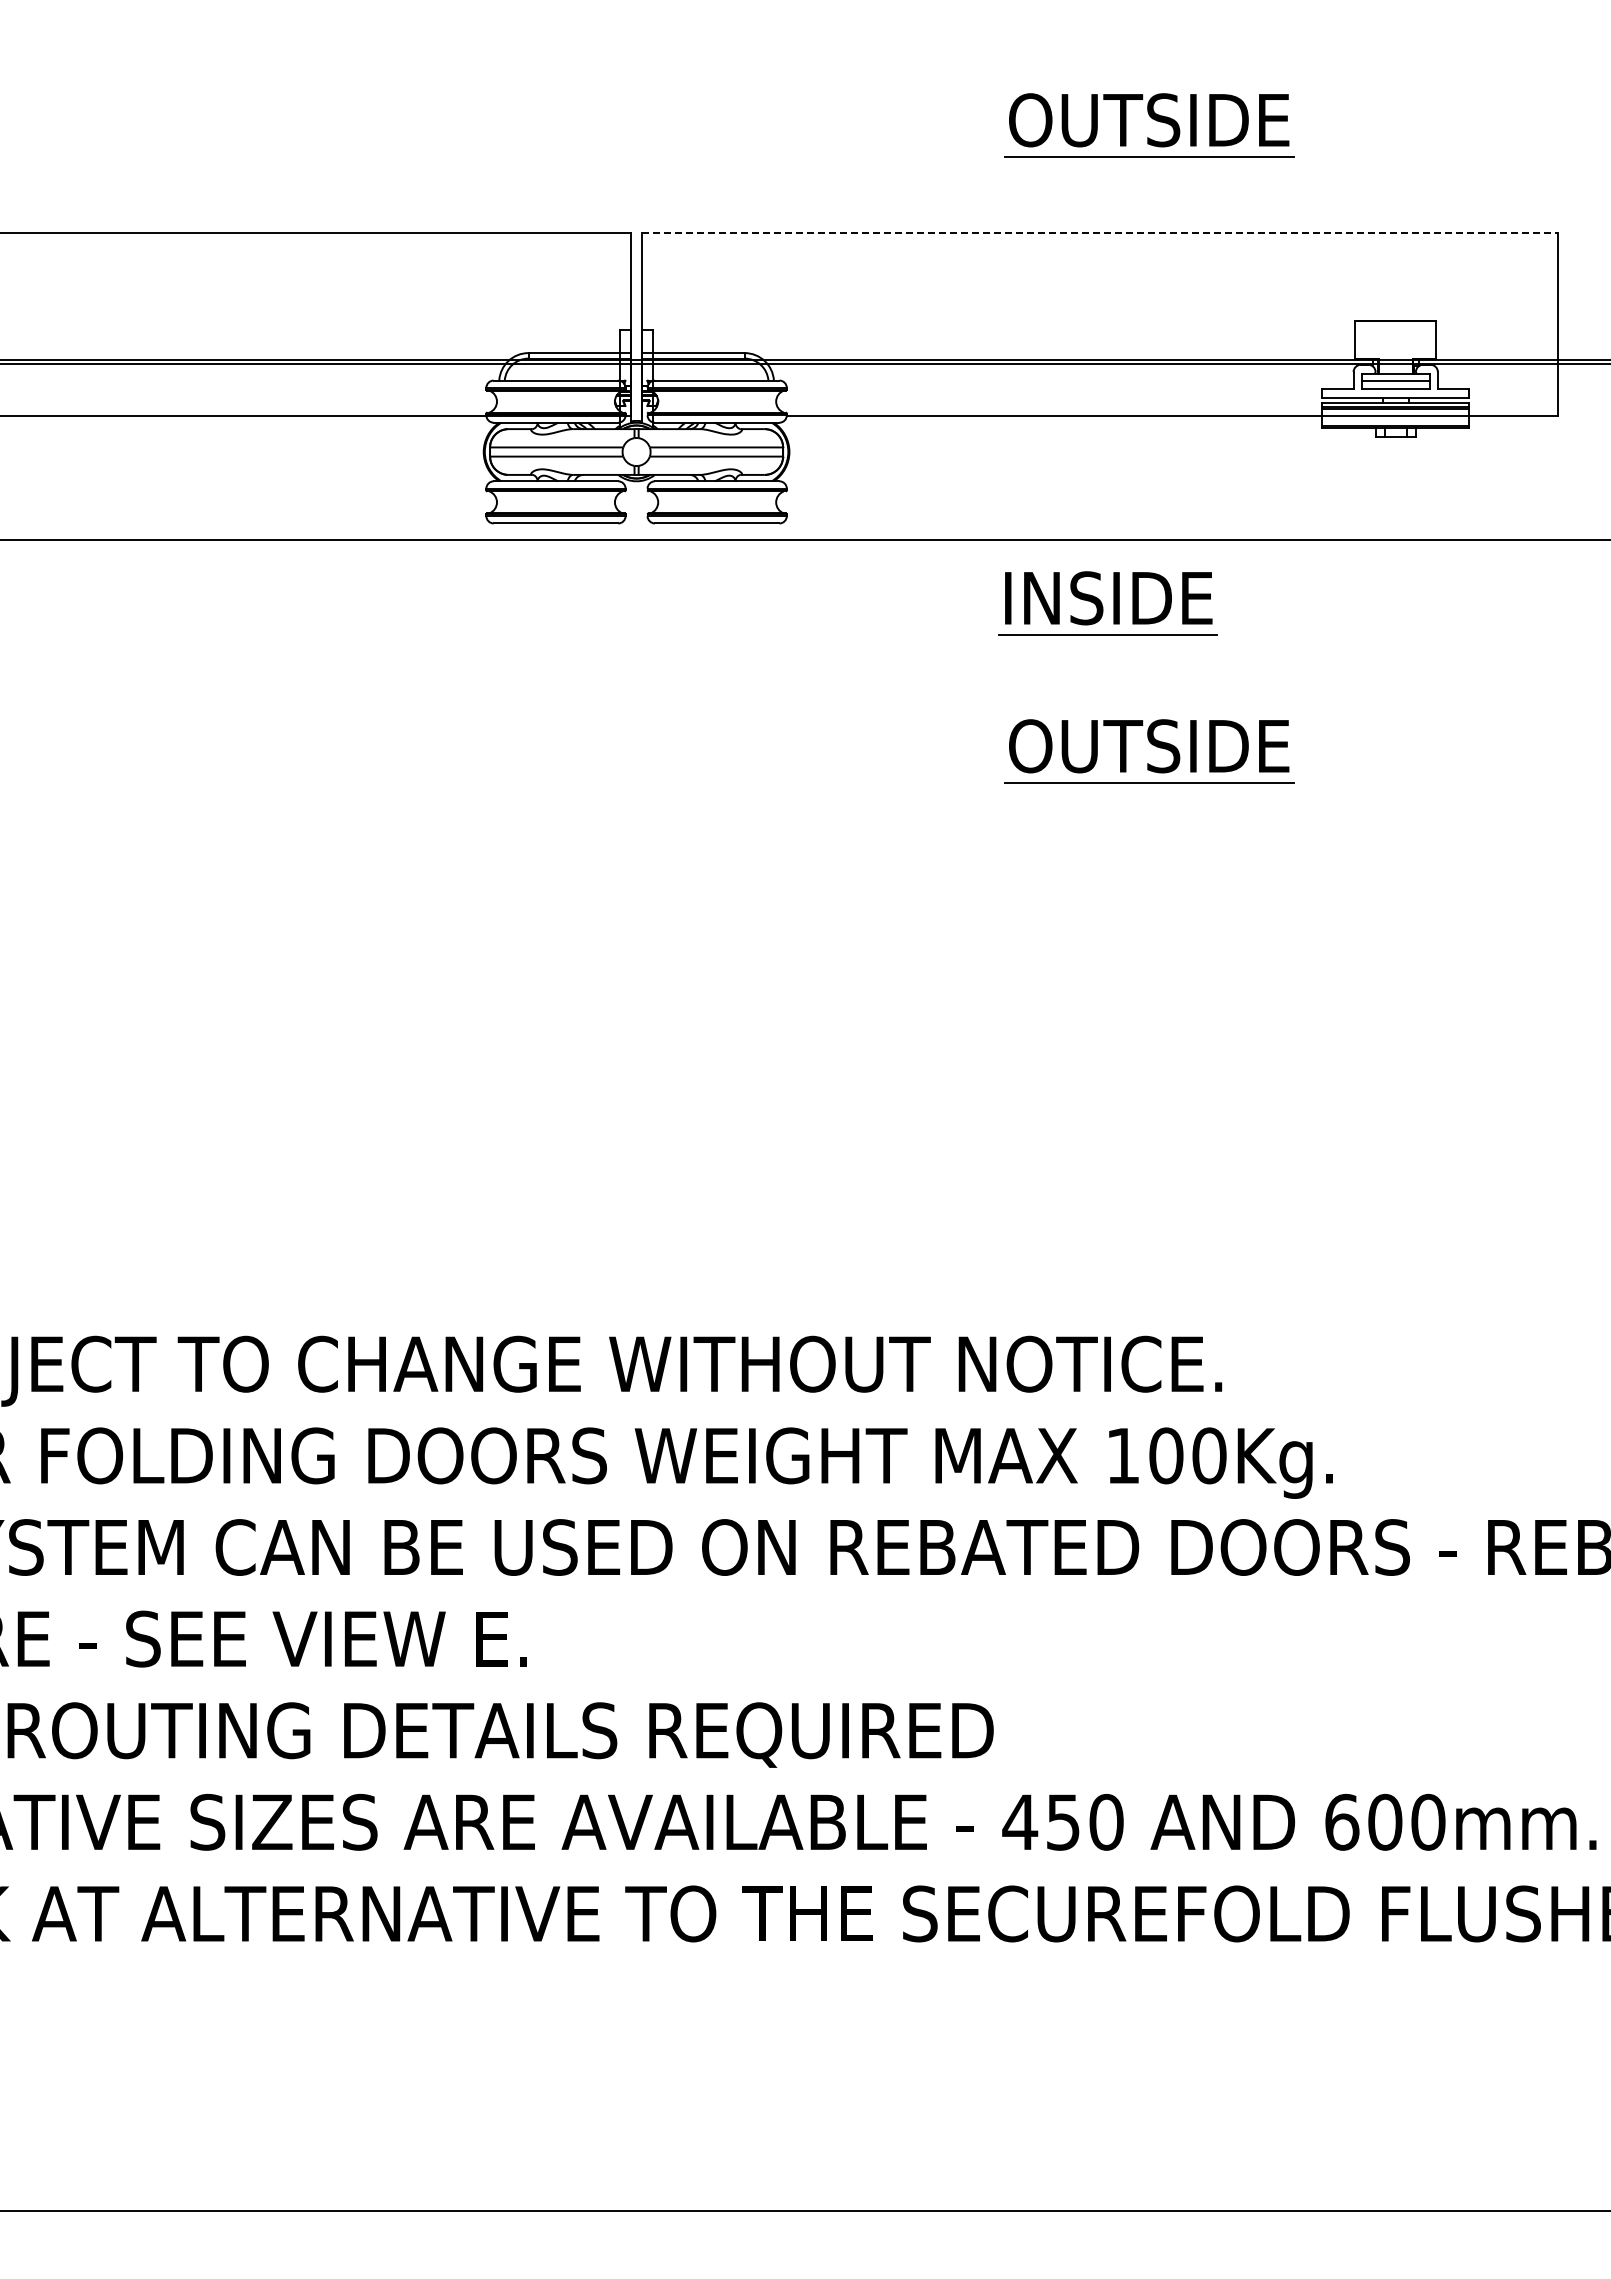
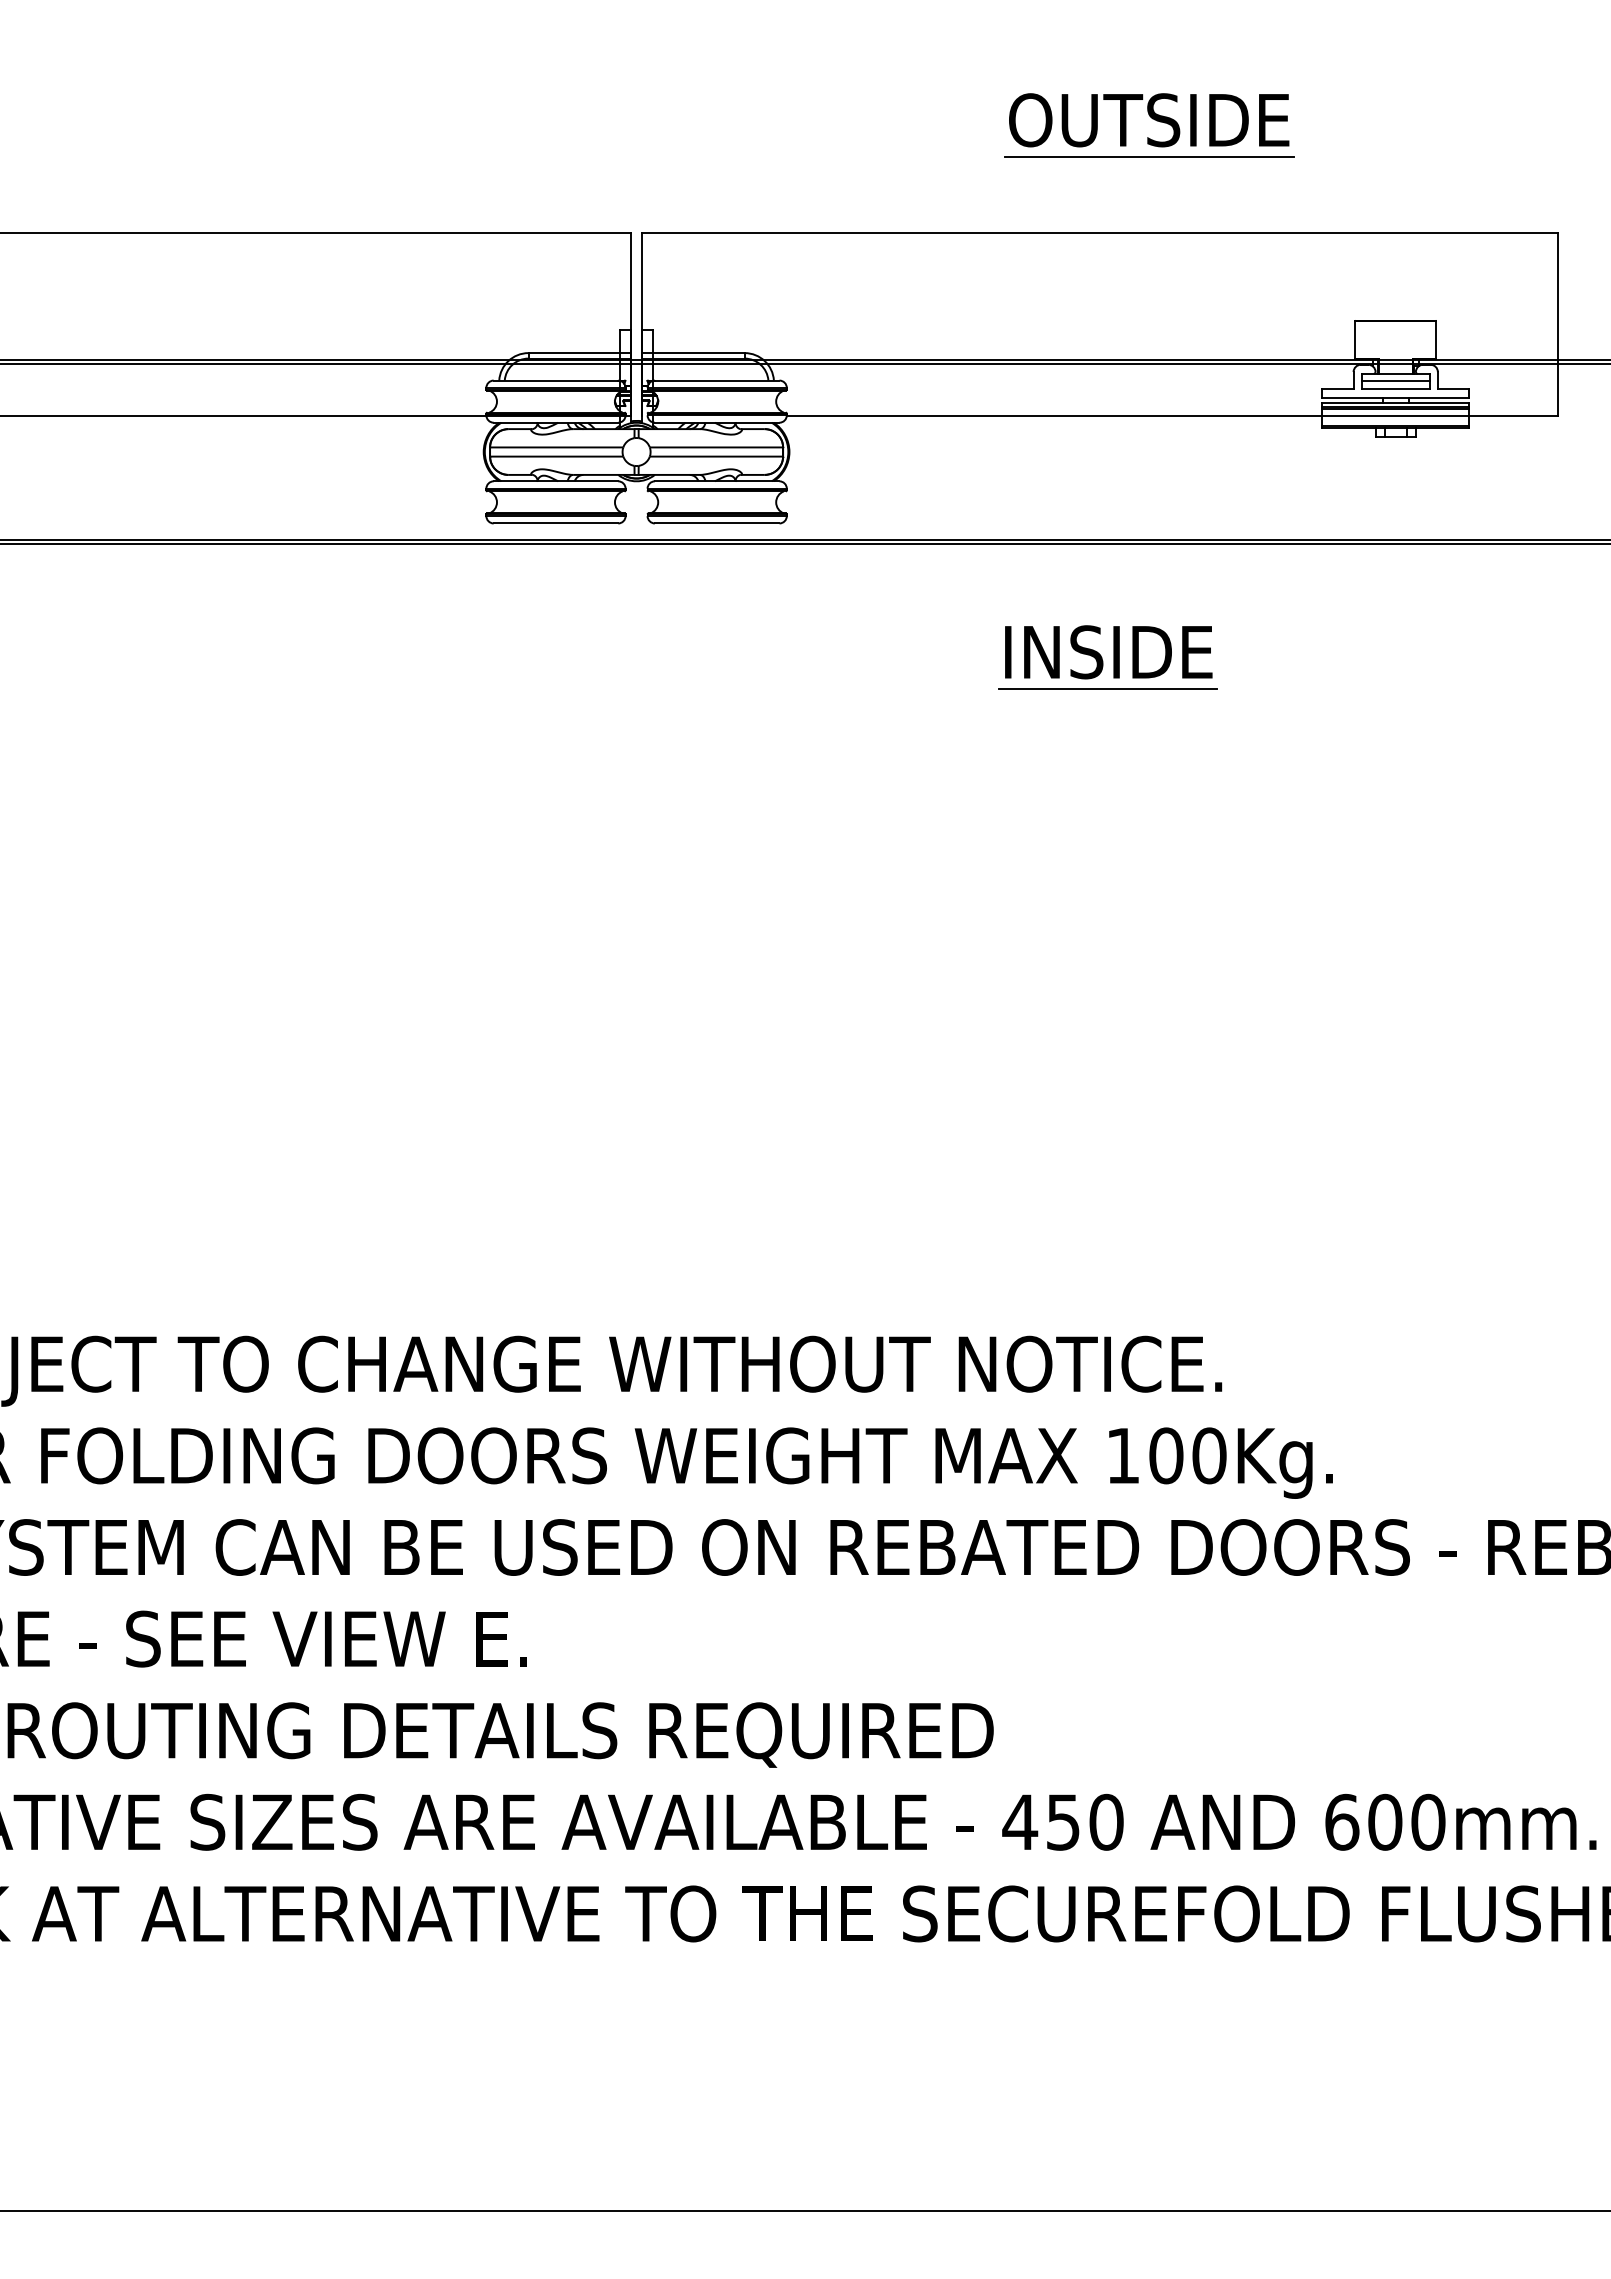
line: dashed -> solid (1099, 232)
line: none -> present (804, 543)
part position: (1107, 603) -> (1107, 657) (1107, 657)
part: present -> none (1152, 745)
